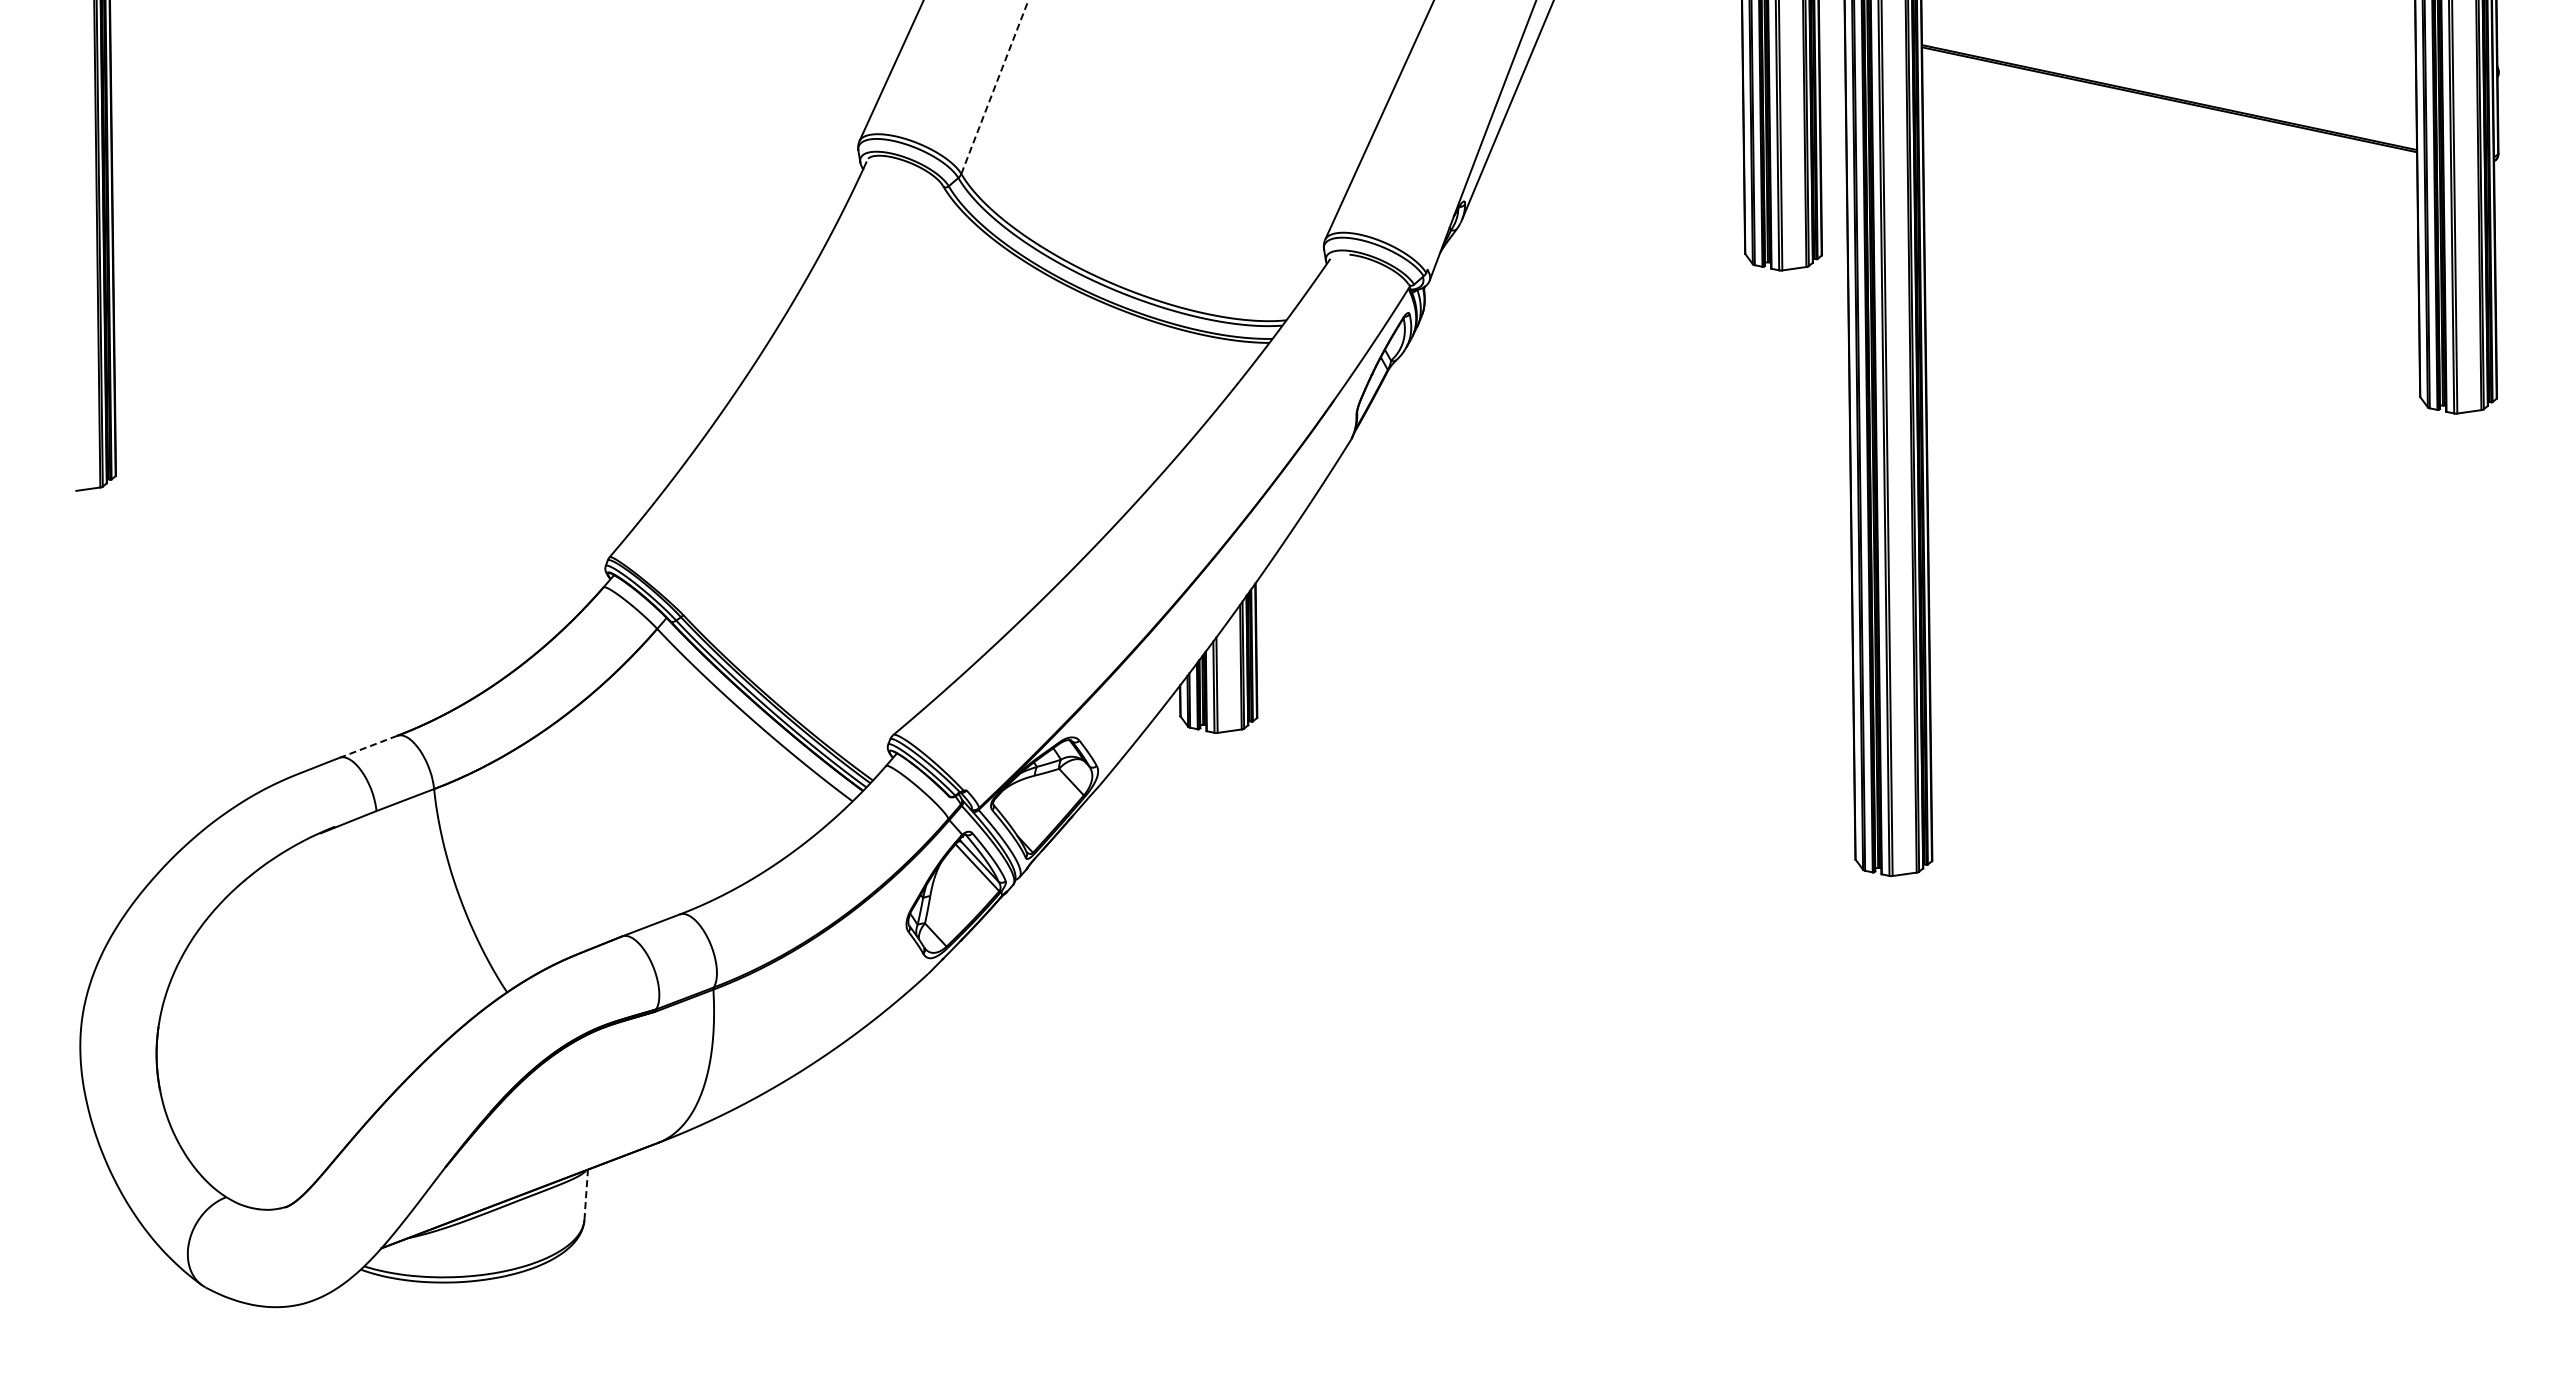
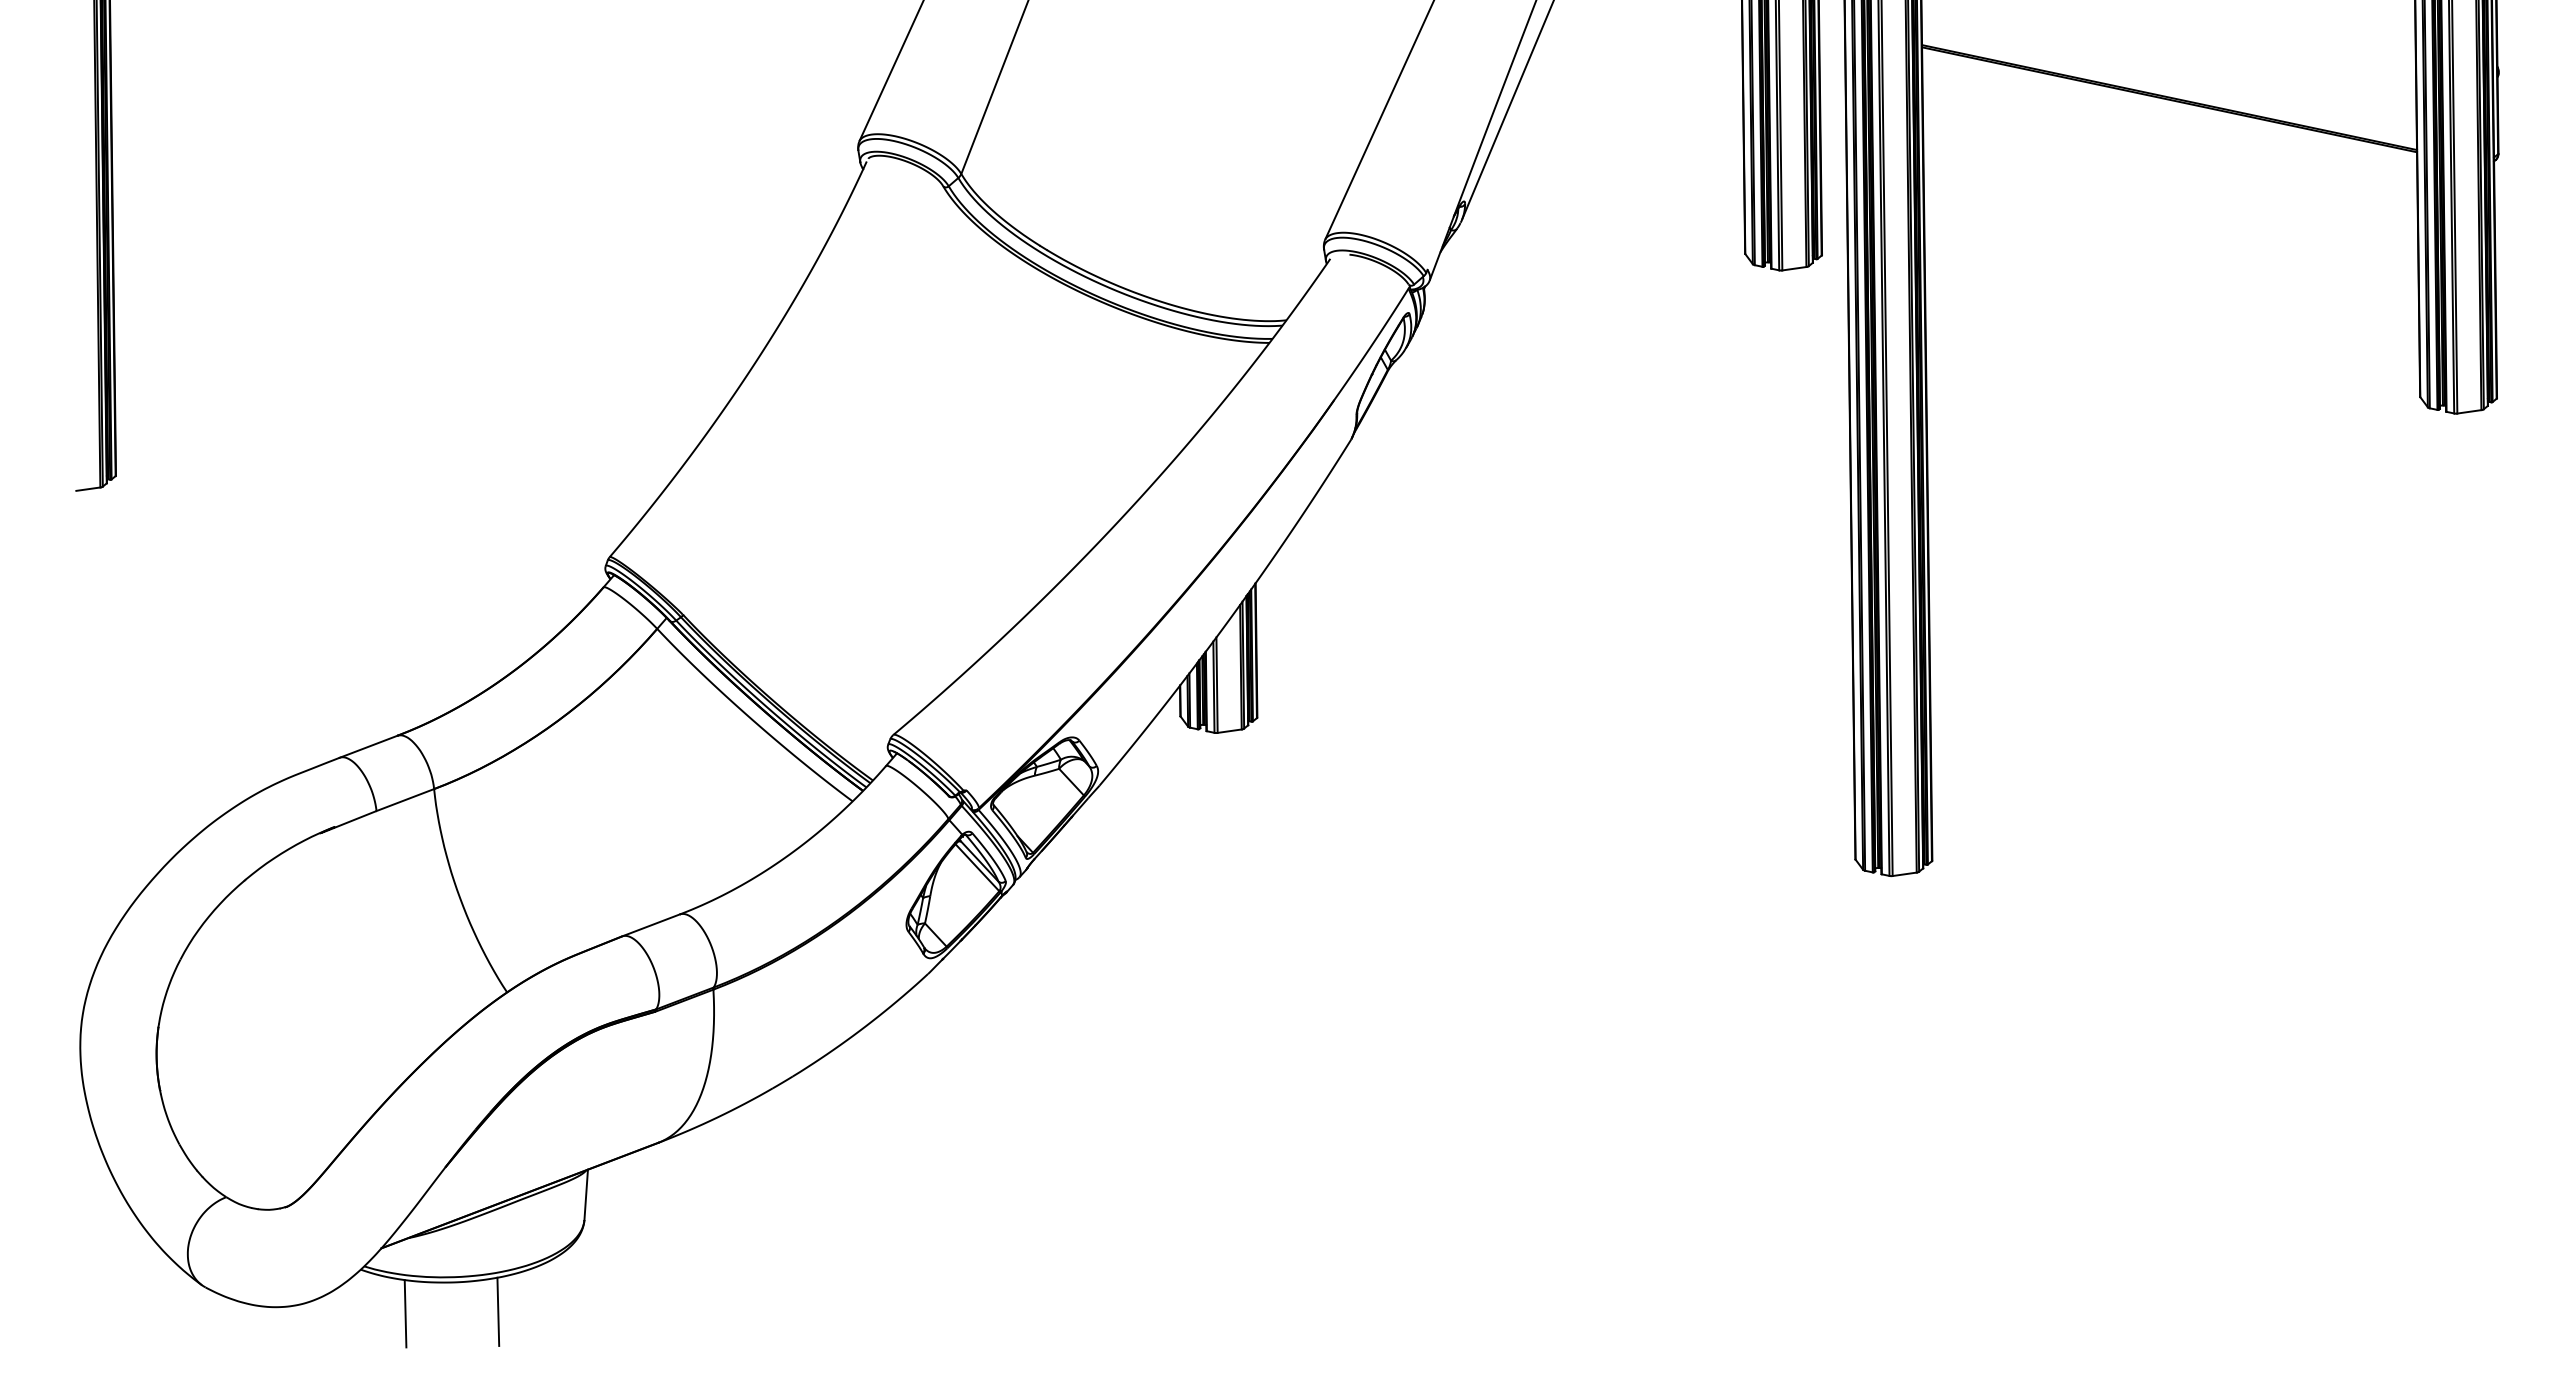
line: dashed -> solid (994, 87)
line: dashed -> solid (368, 746)
line: dashed -> solid (586, 1194)
line: none -> present (498, 1311)
line: none -> present (405, 1313)
